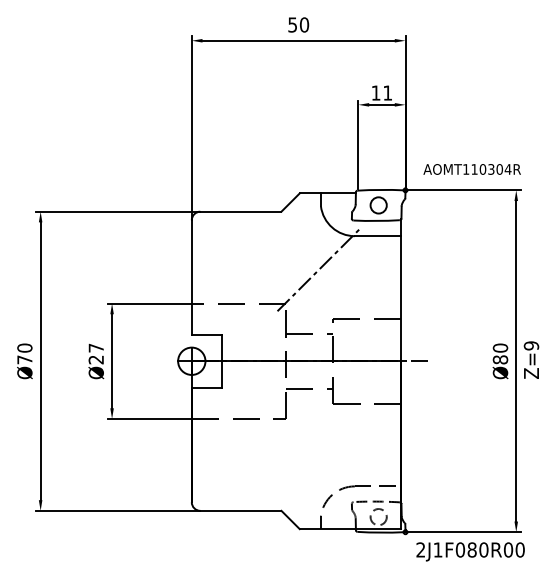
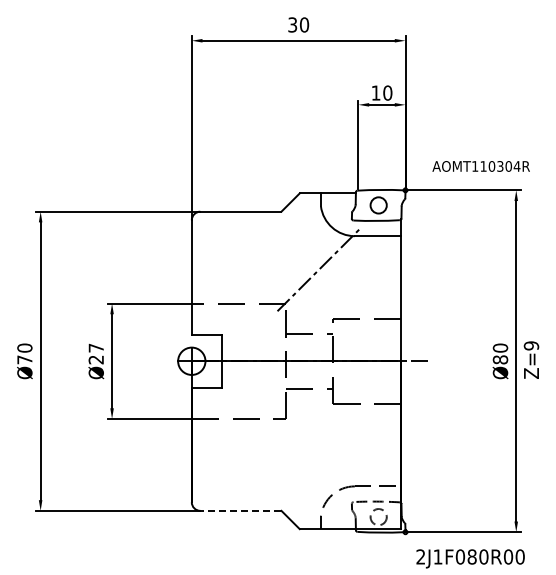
text: 50 -> 30 (292, 24)
text: 11 -> 10 (387, 92)
text position: (471, 169) -> (480, 166) (480, 166)
line: solid -> dashed (240, 510)
text position: (470, 551) -> (470, 558) (470, 558)
